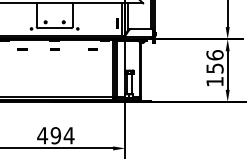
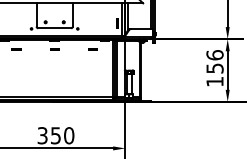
part position: (22, 49) -> (16, 49) (16, 49)
text: 494 -> 350 (55, 135)
